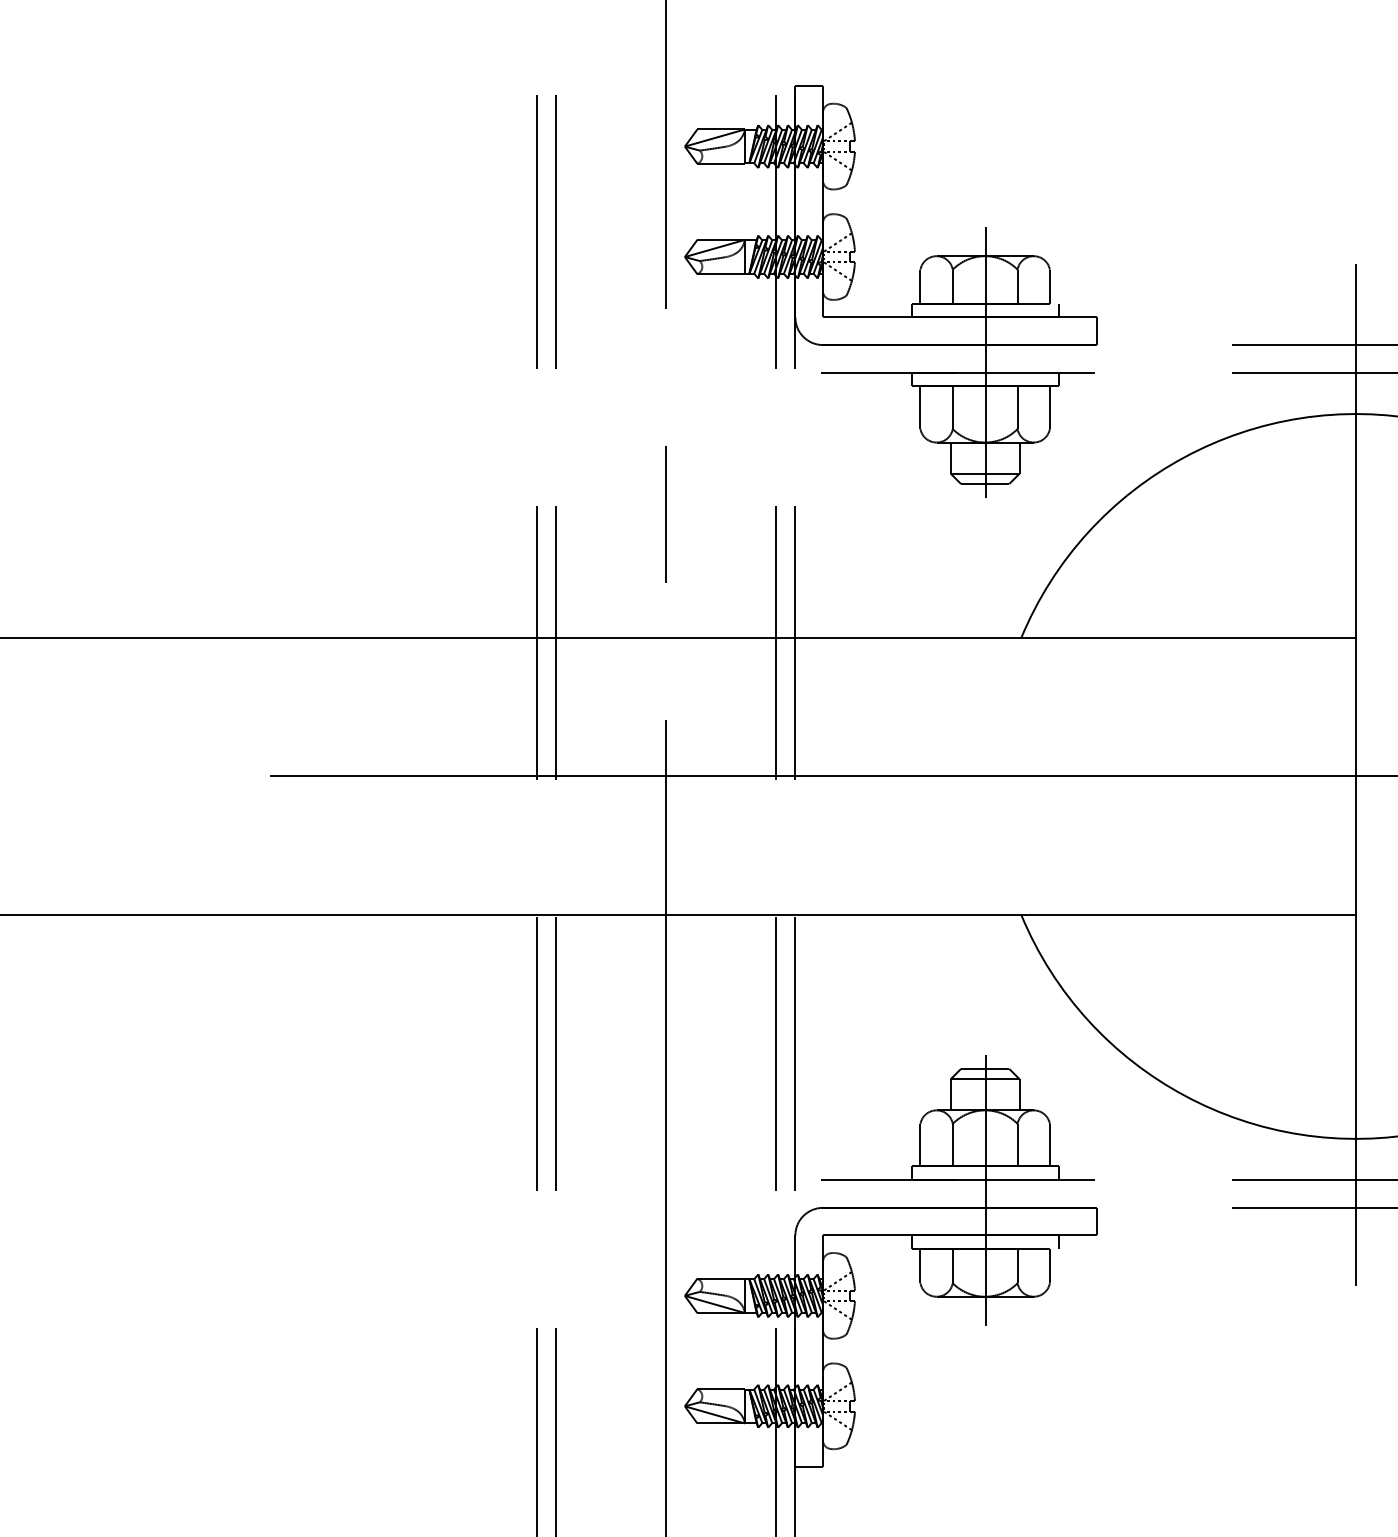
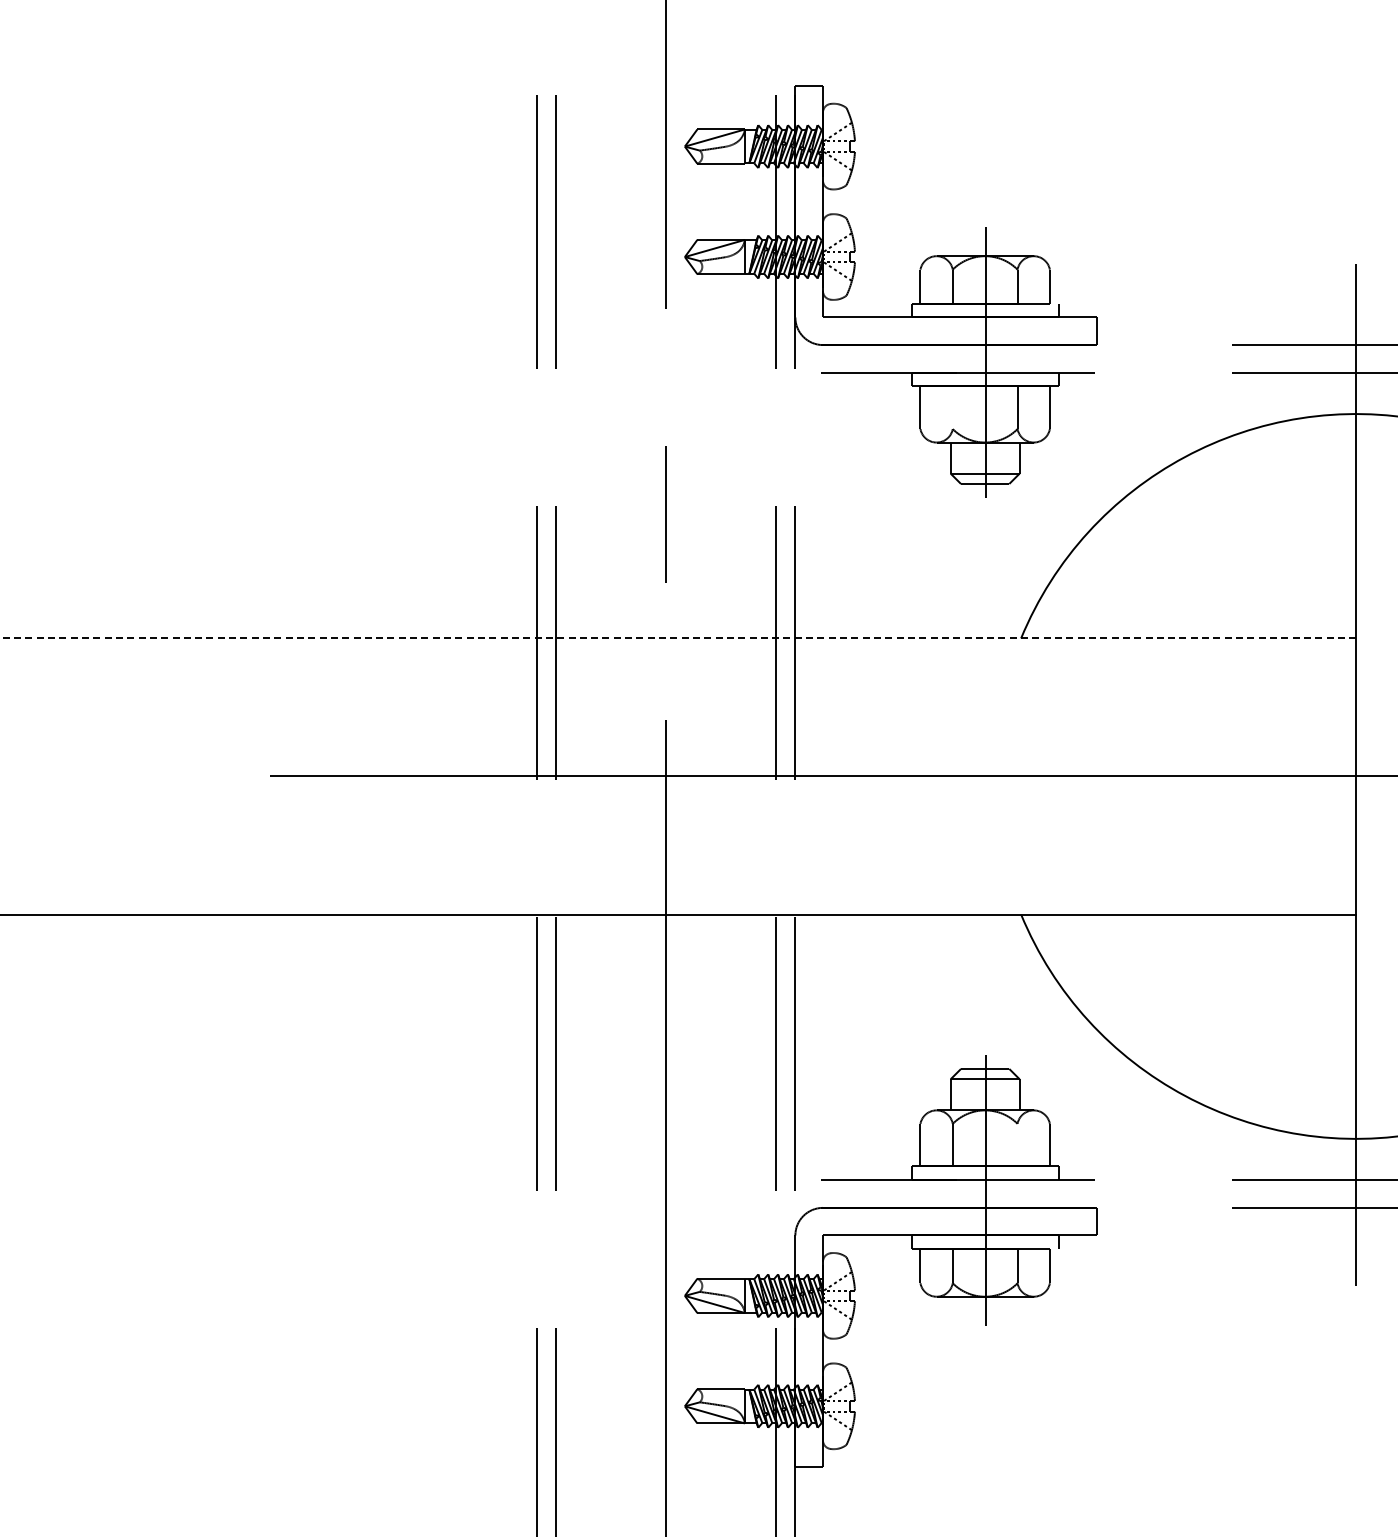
line: present -> none (952, 407)
line: solid -> dashed (678, 638)
line: present -> none (1017, 1144)
